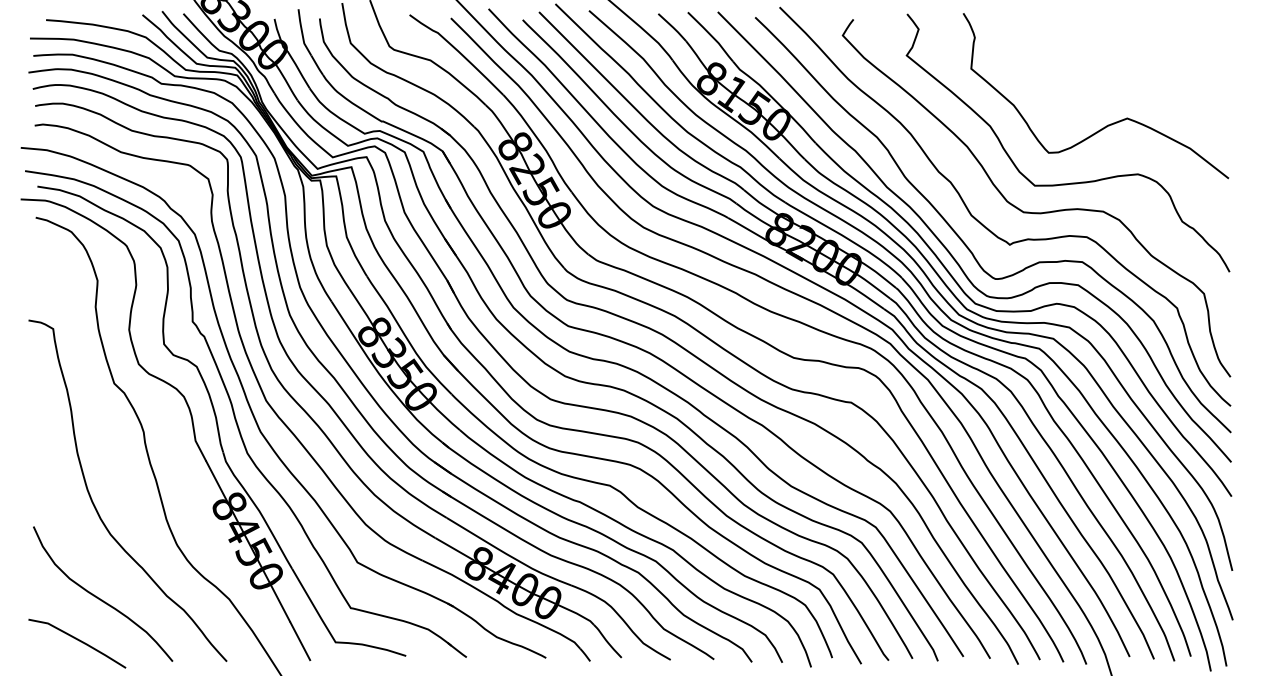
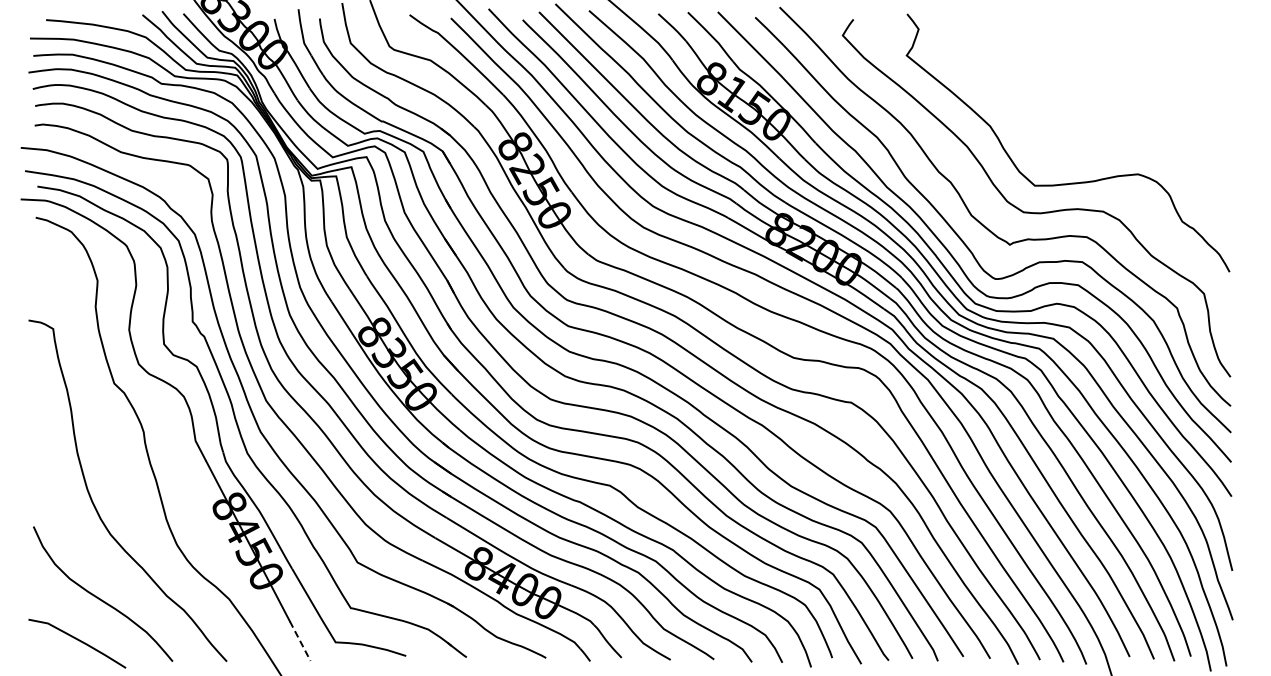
curve: present -> none (1108, 124)
line: solid -> dashed (300, 641)
